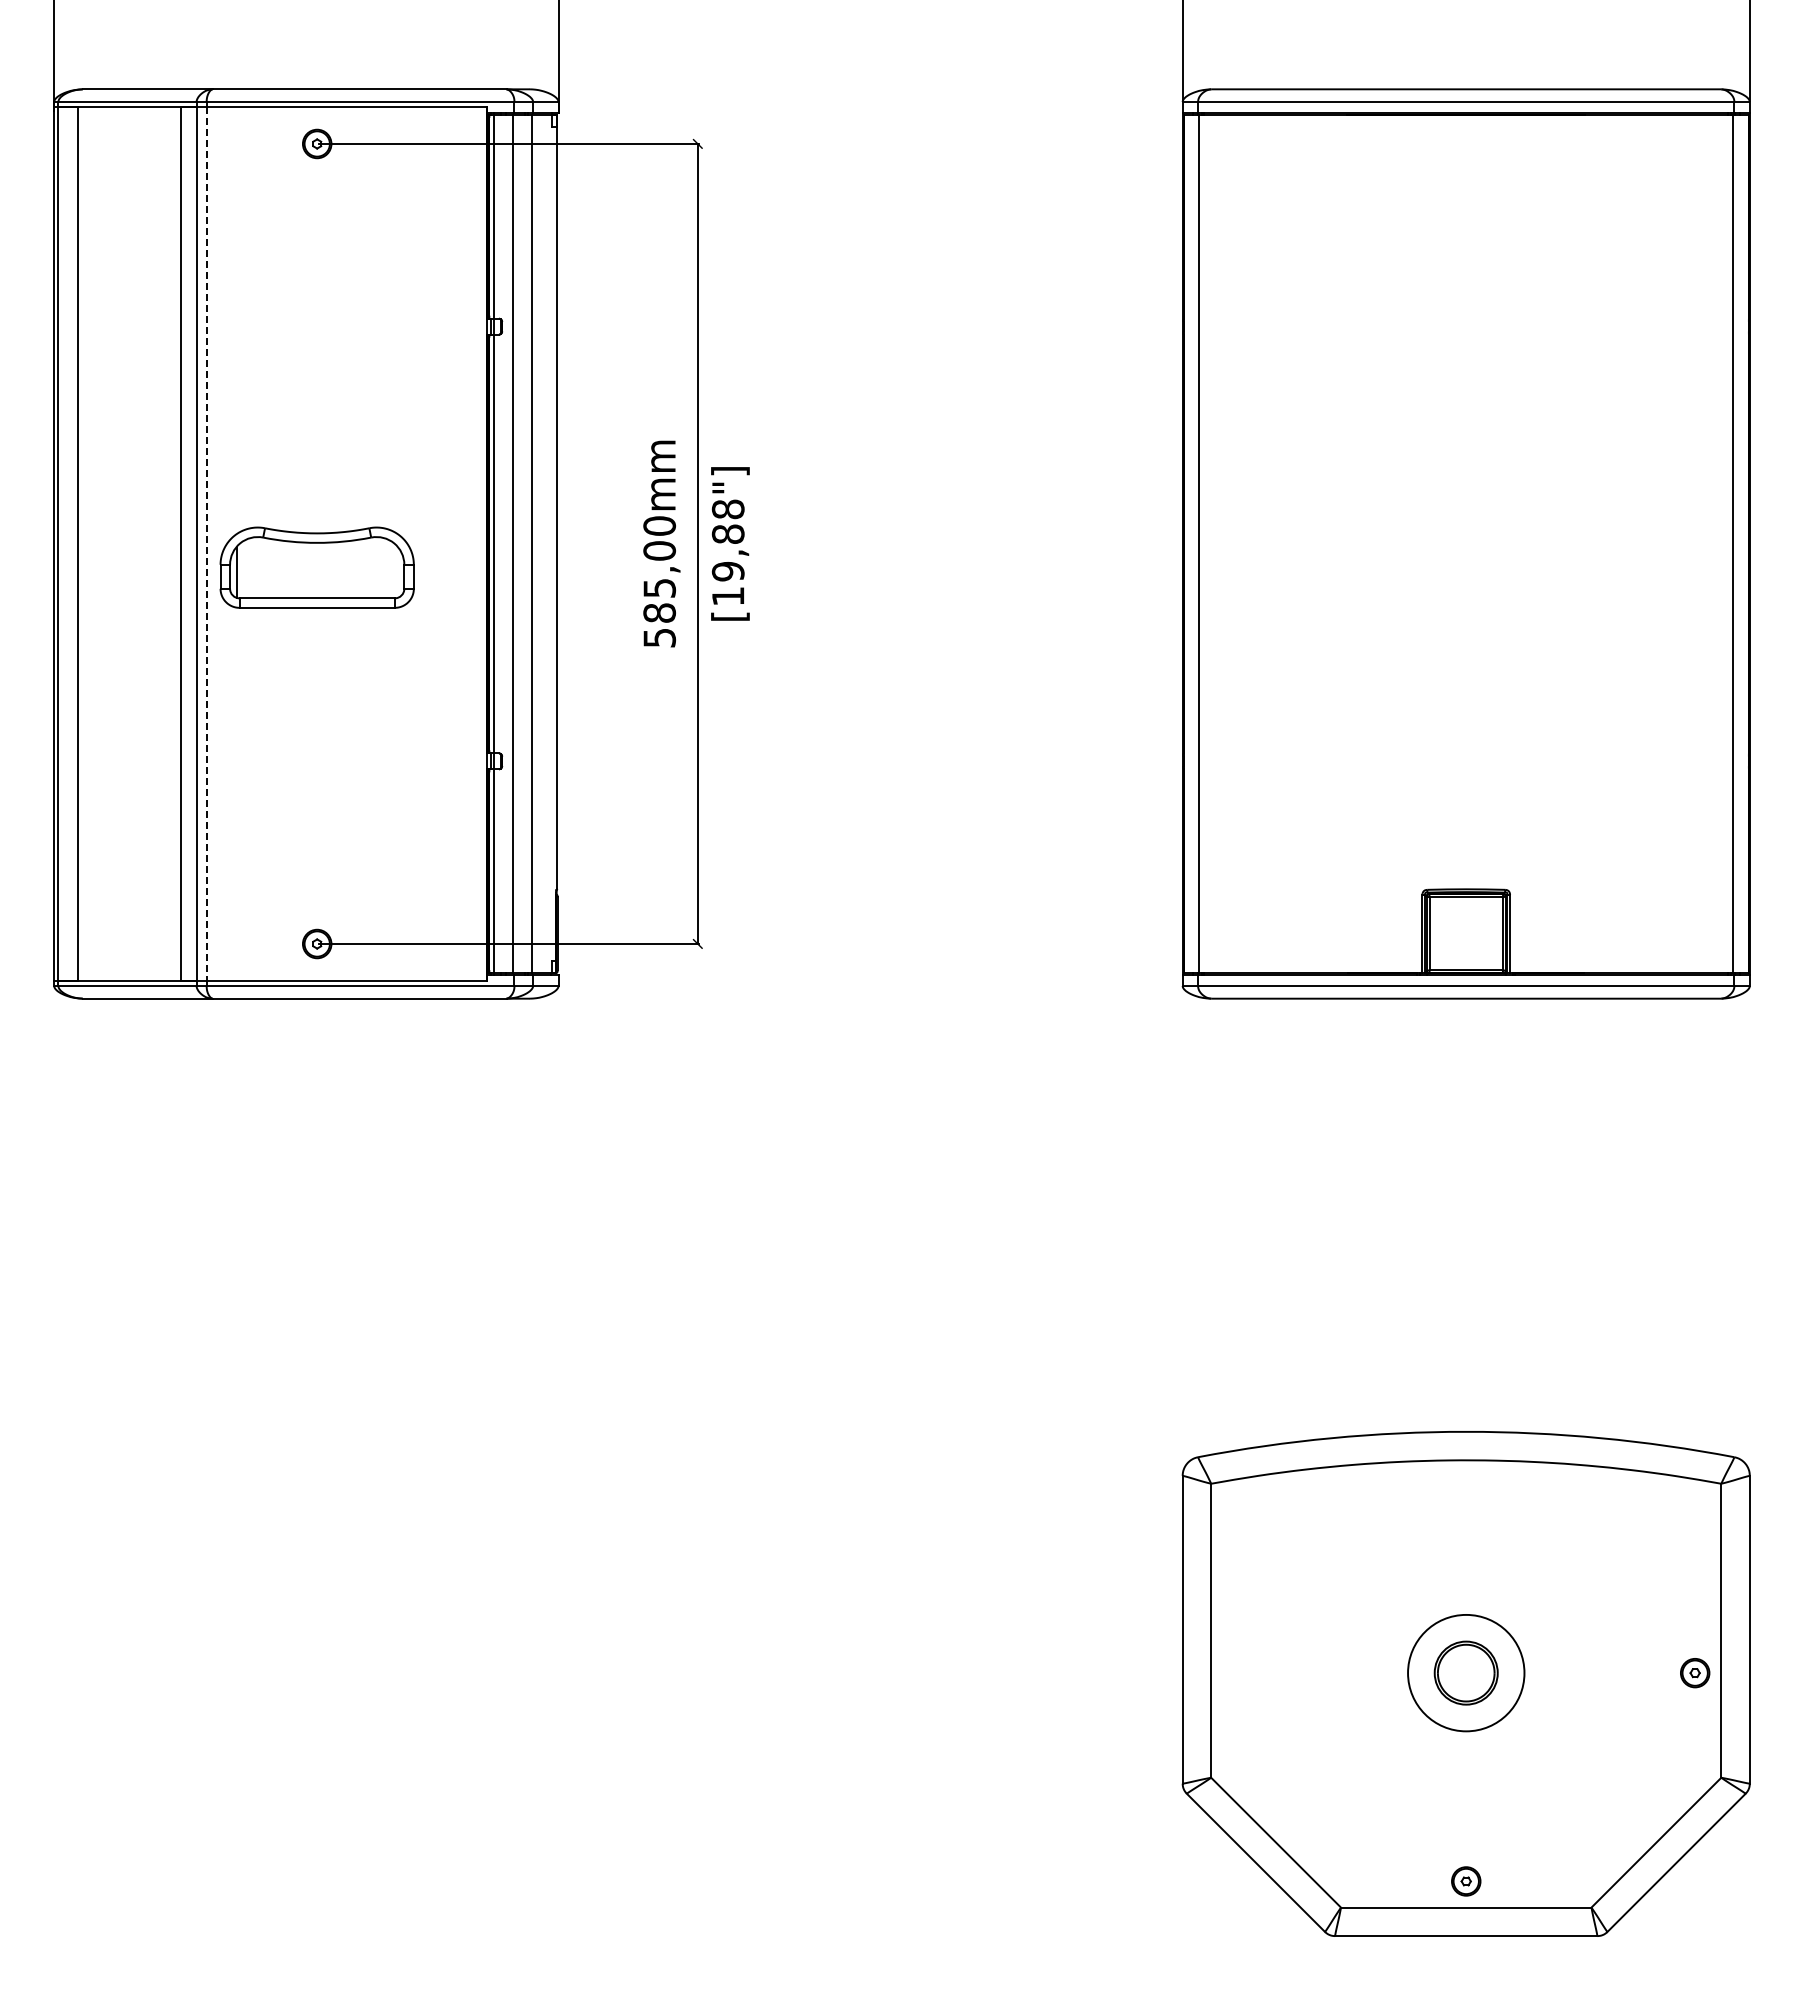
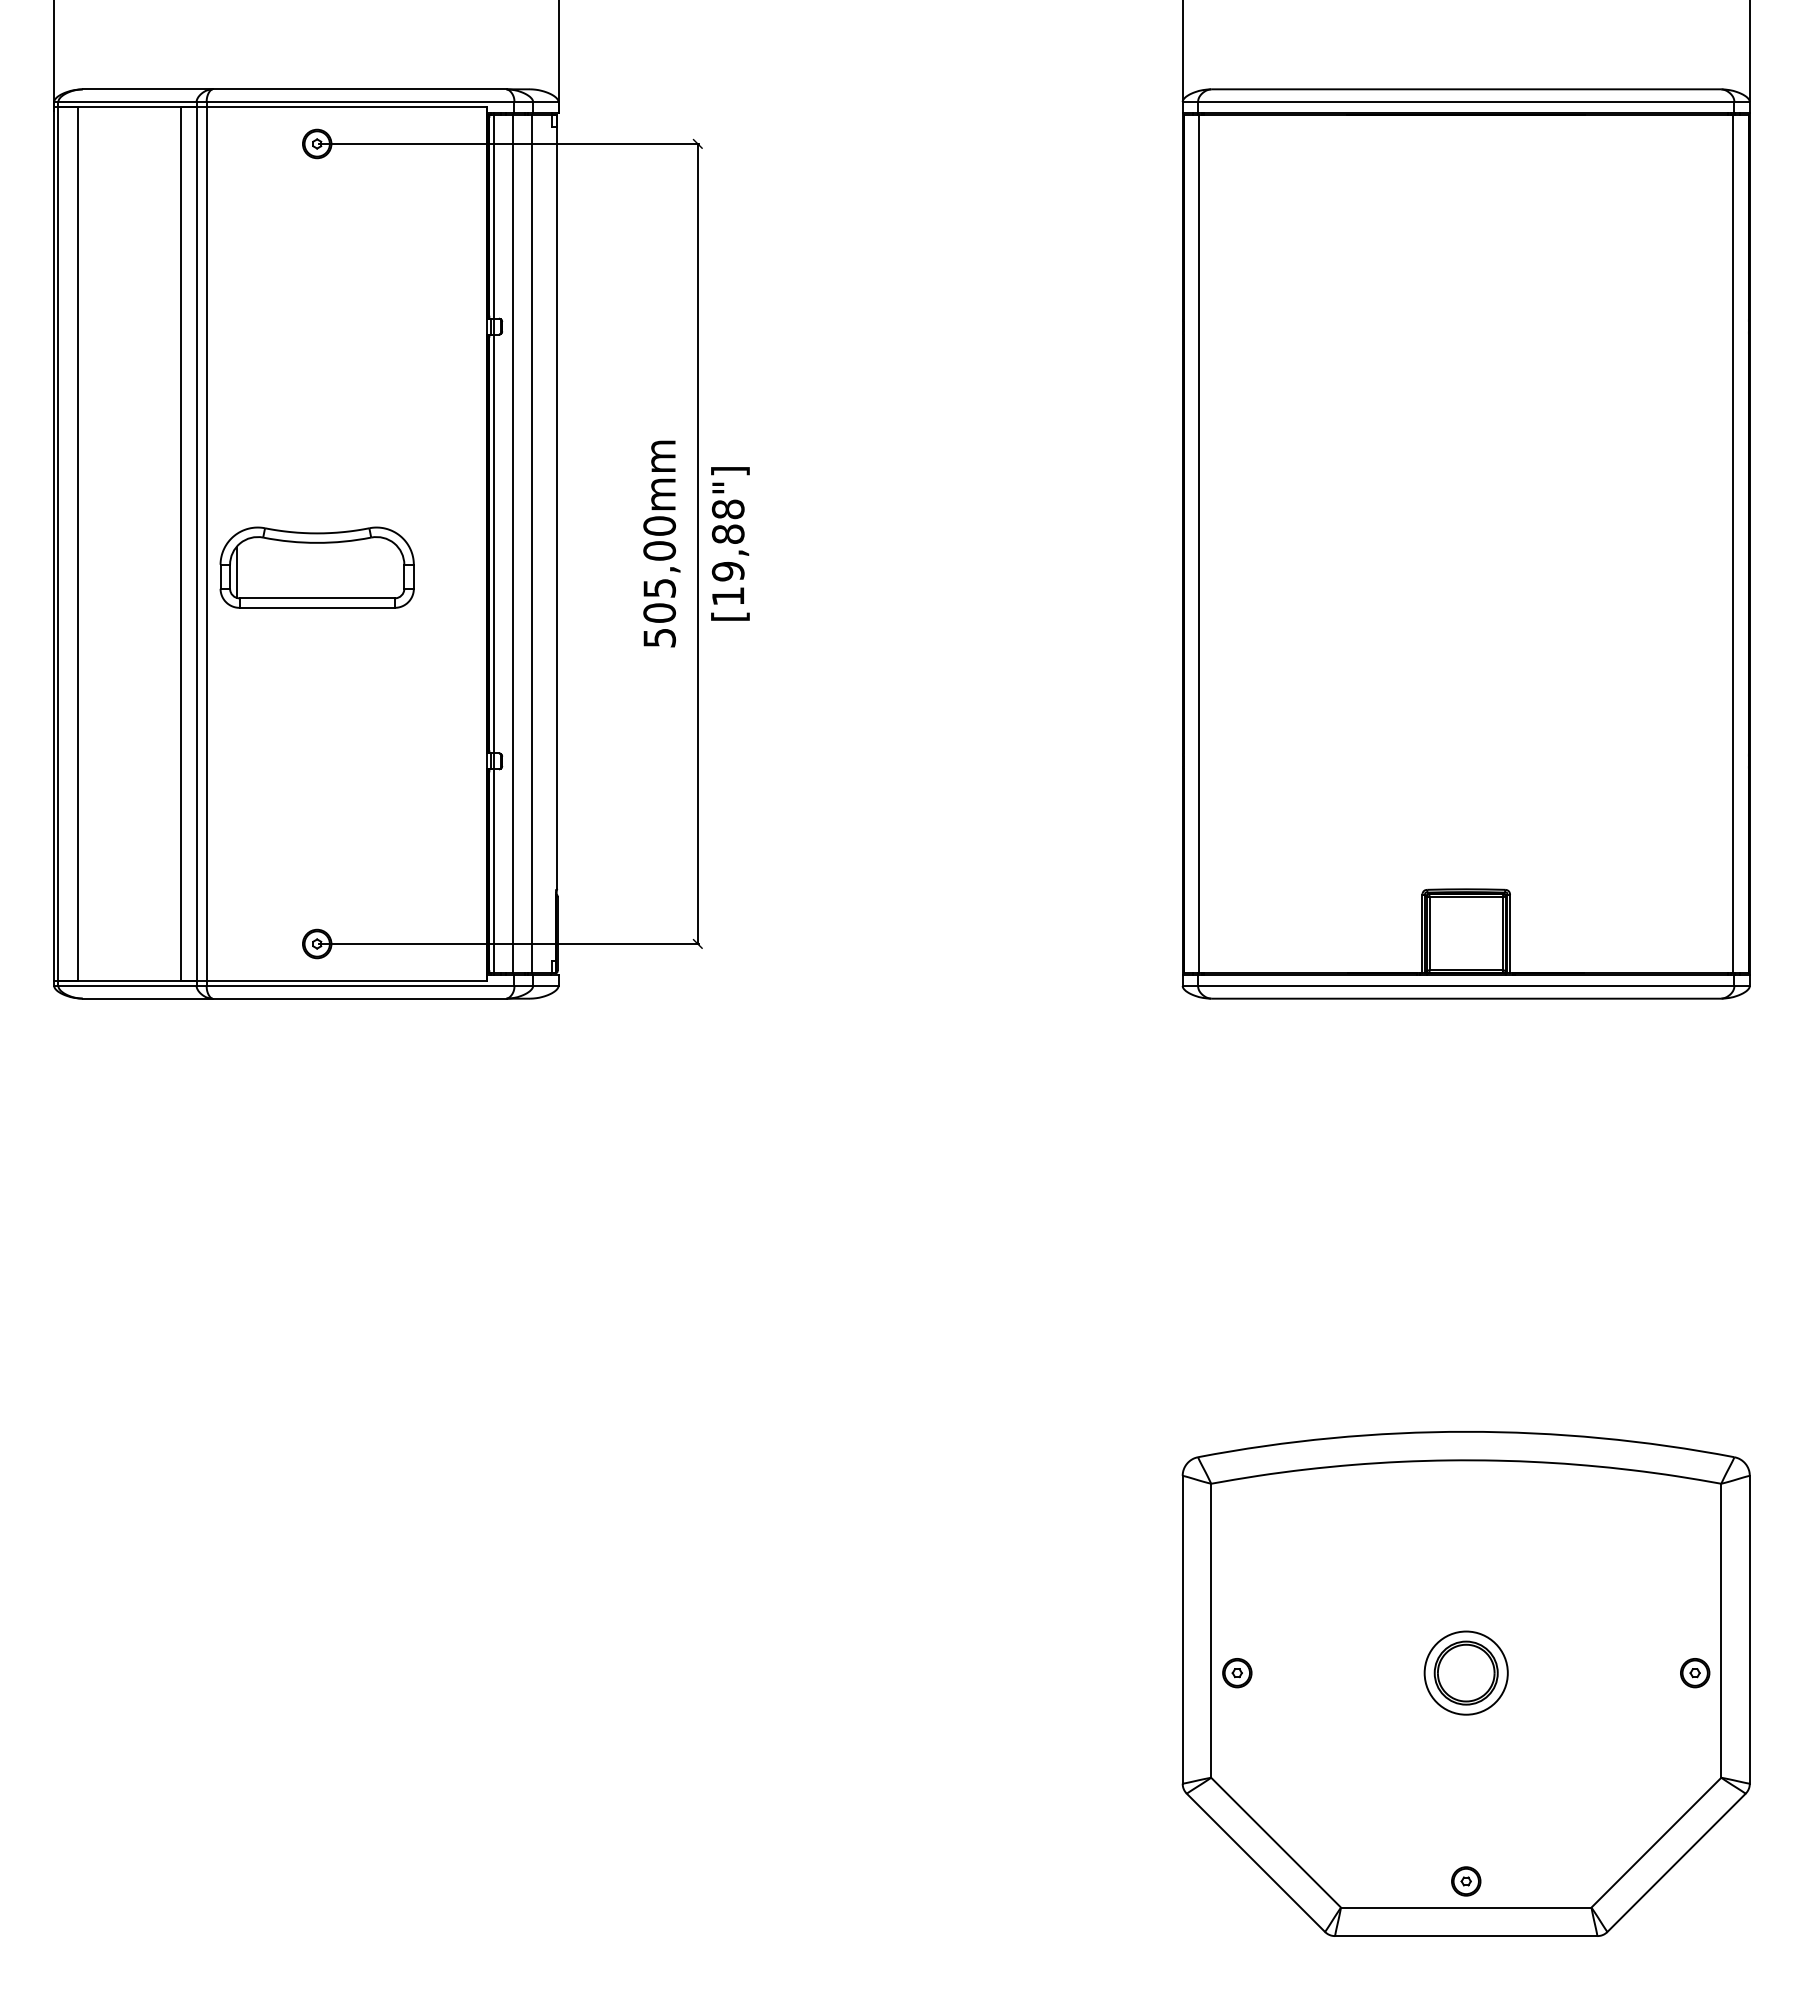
line: dashed -> solid (206, 544)
text: 585,00mm -> 505,00mm (659, 612)
circle diameter: 116 px -> 83 px (1465, 1672)
part: none -> present (1237, 1673)
